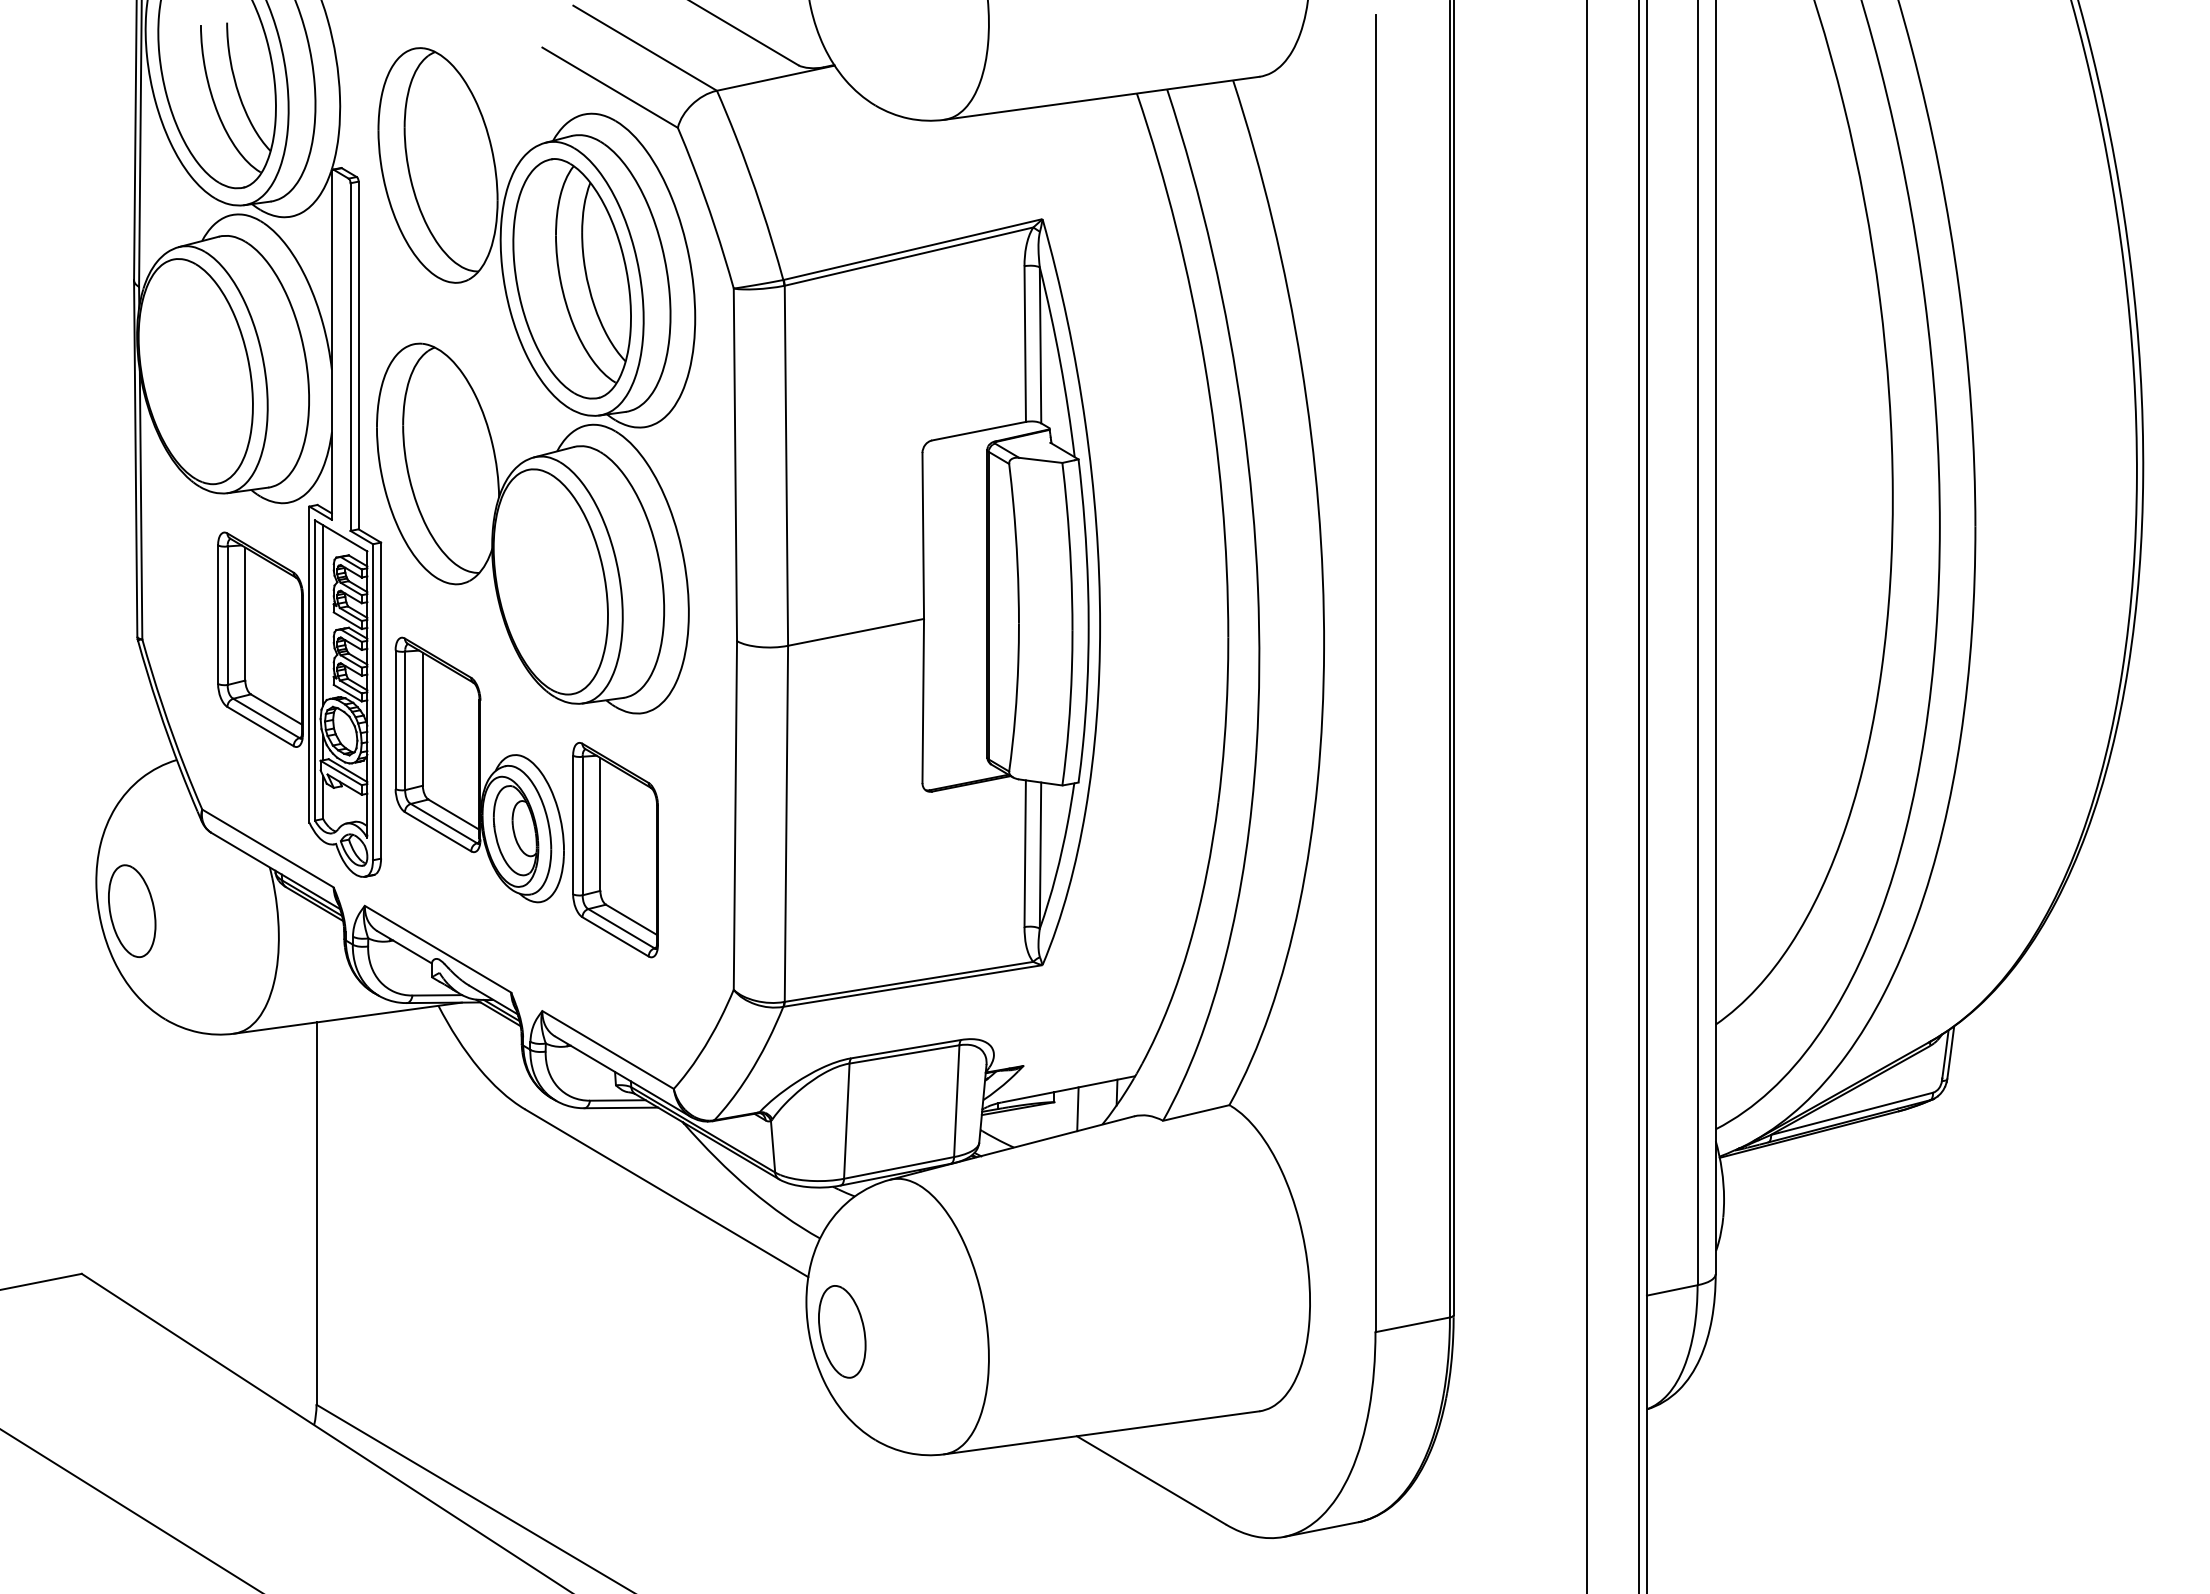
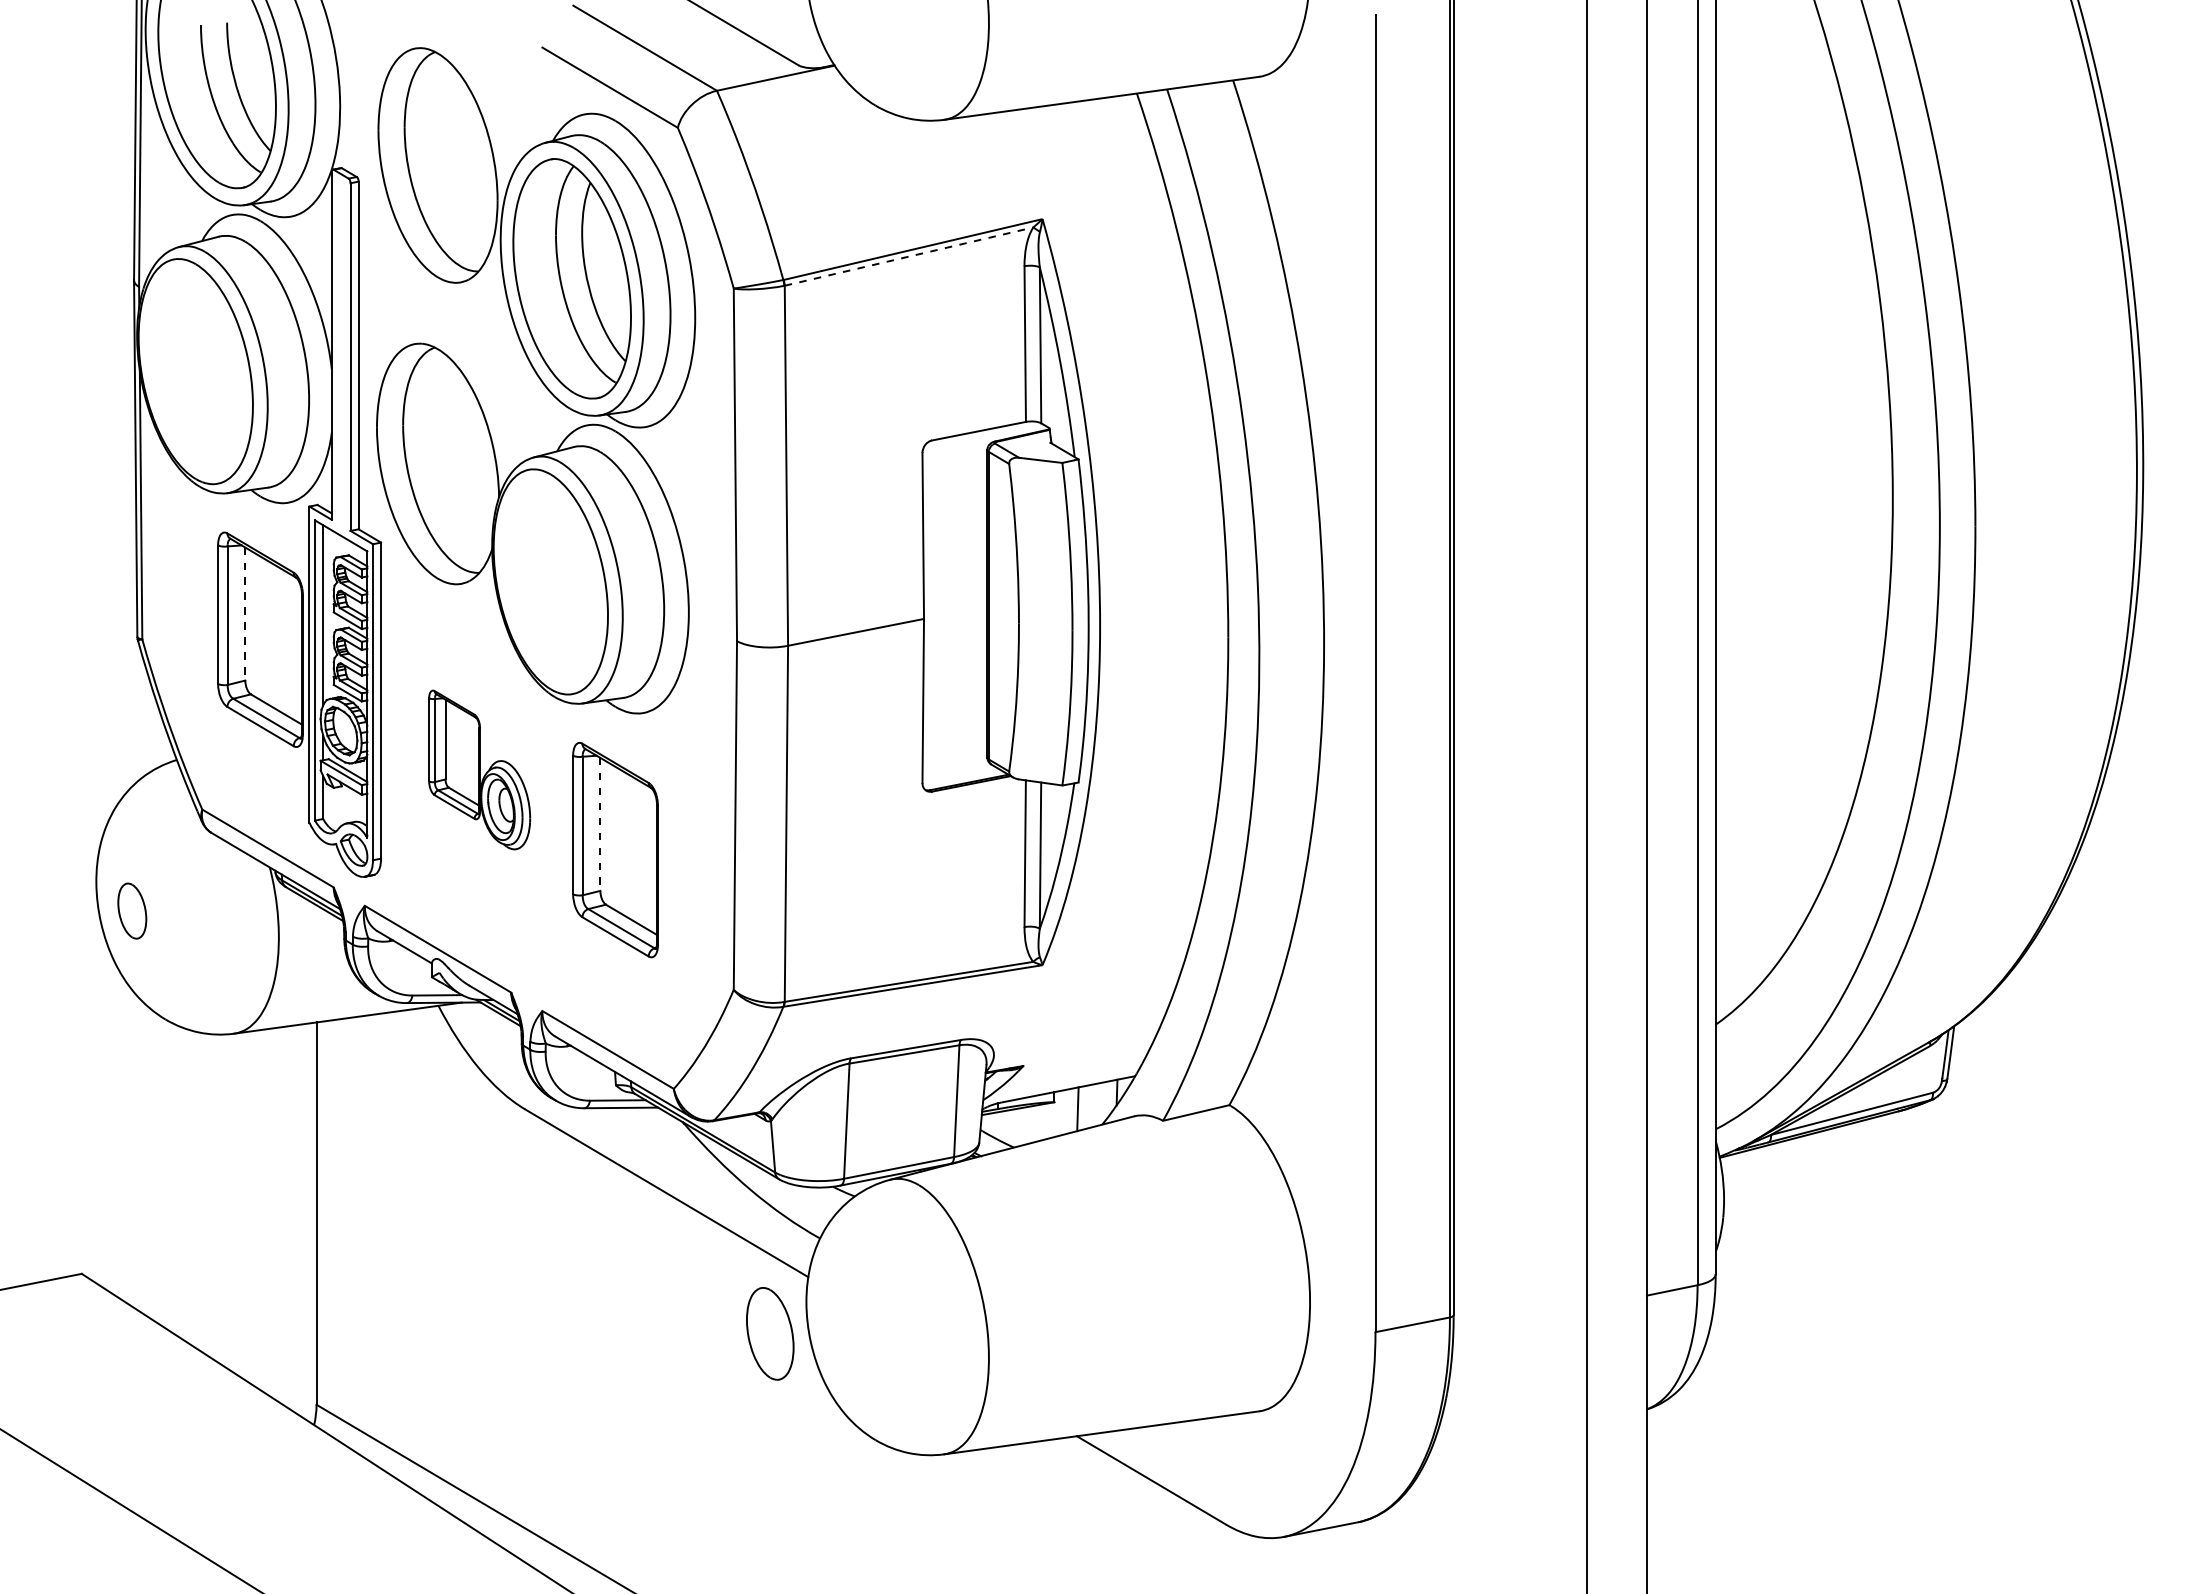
line: solid -> dashed (909, 256)
line: solid -> dashed (245, 614)
part size: 171x268 px -> 104x162 px (479, 769)
line: present -> none (1638, 796)
line: solid -> dashed (600, 824)
part size: 49x94 px -> 31x58 px (132, 910)
part position: (842, 1331) -> (770, 1333) (770, 1333)
